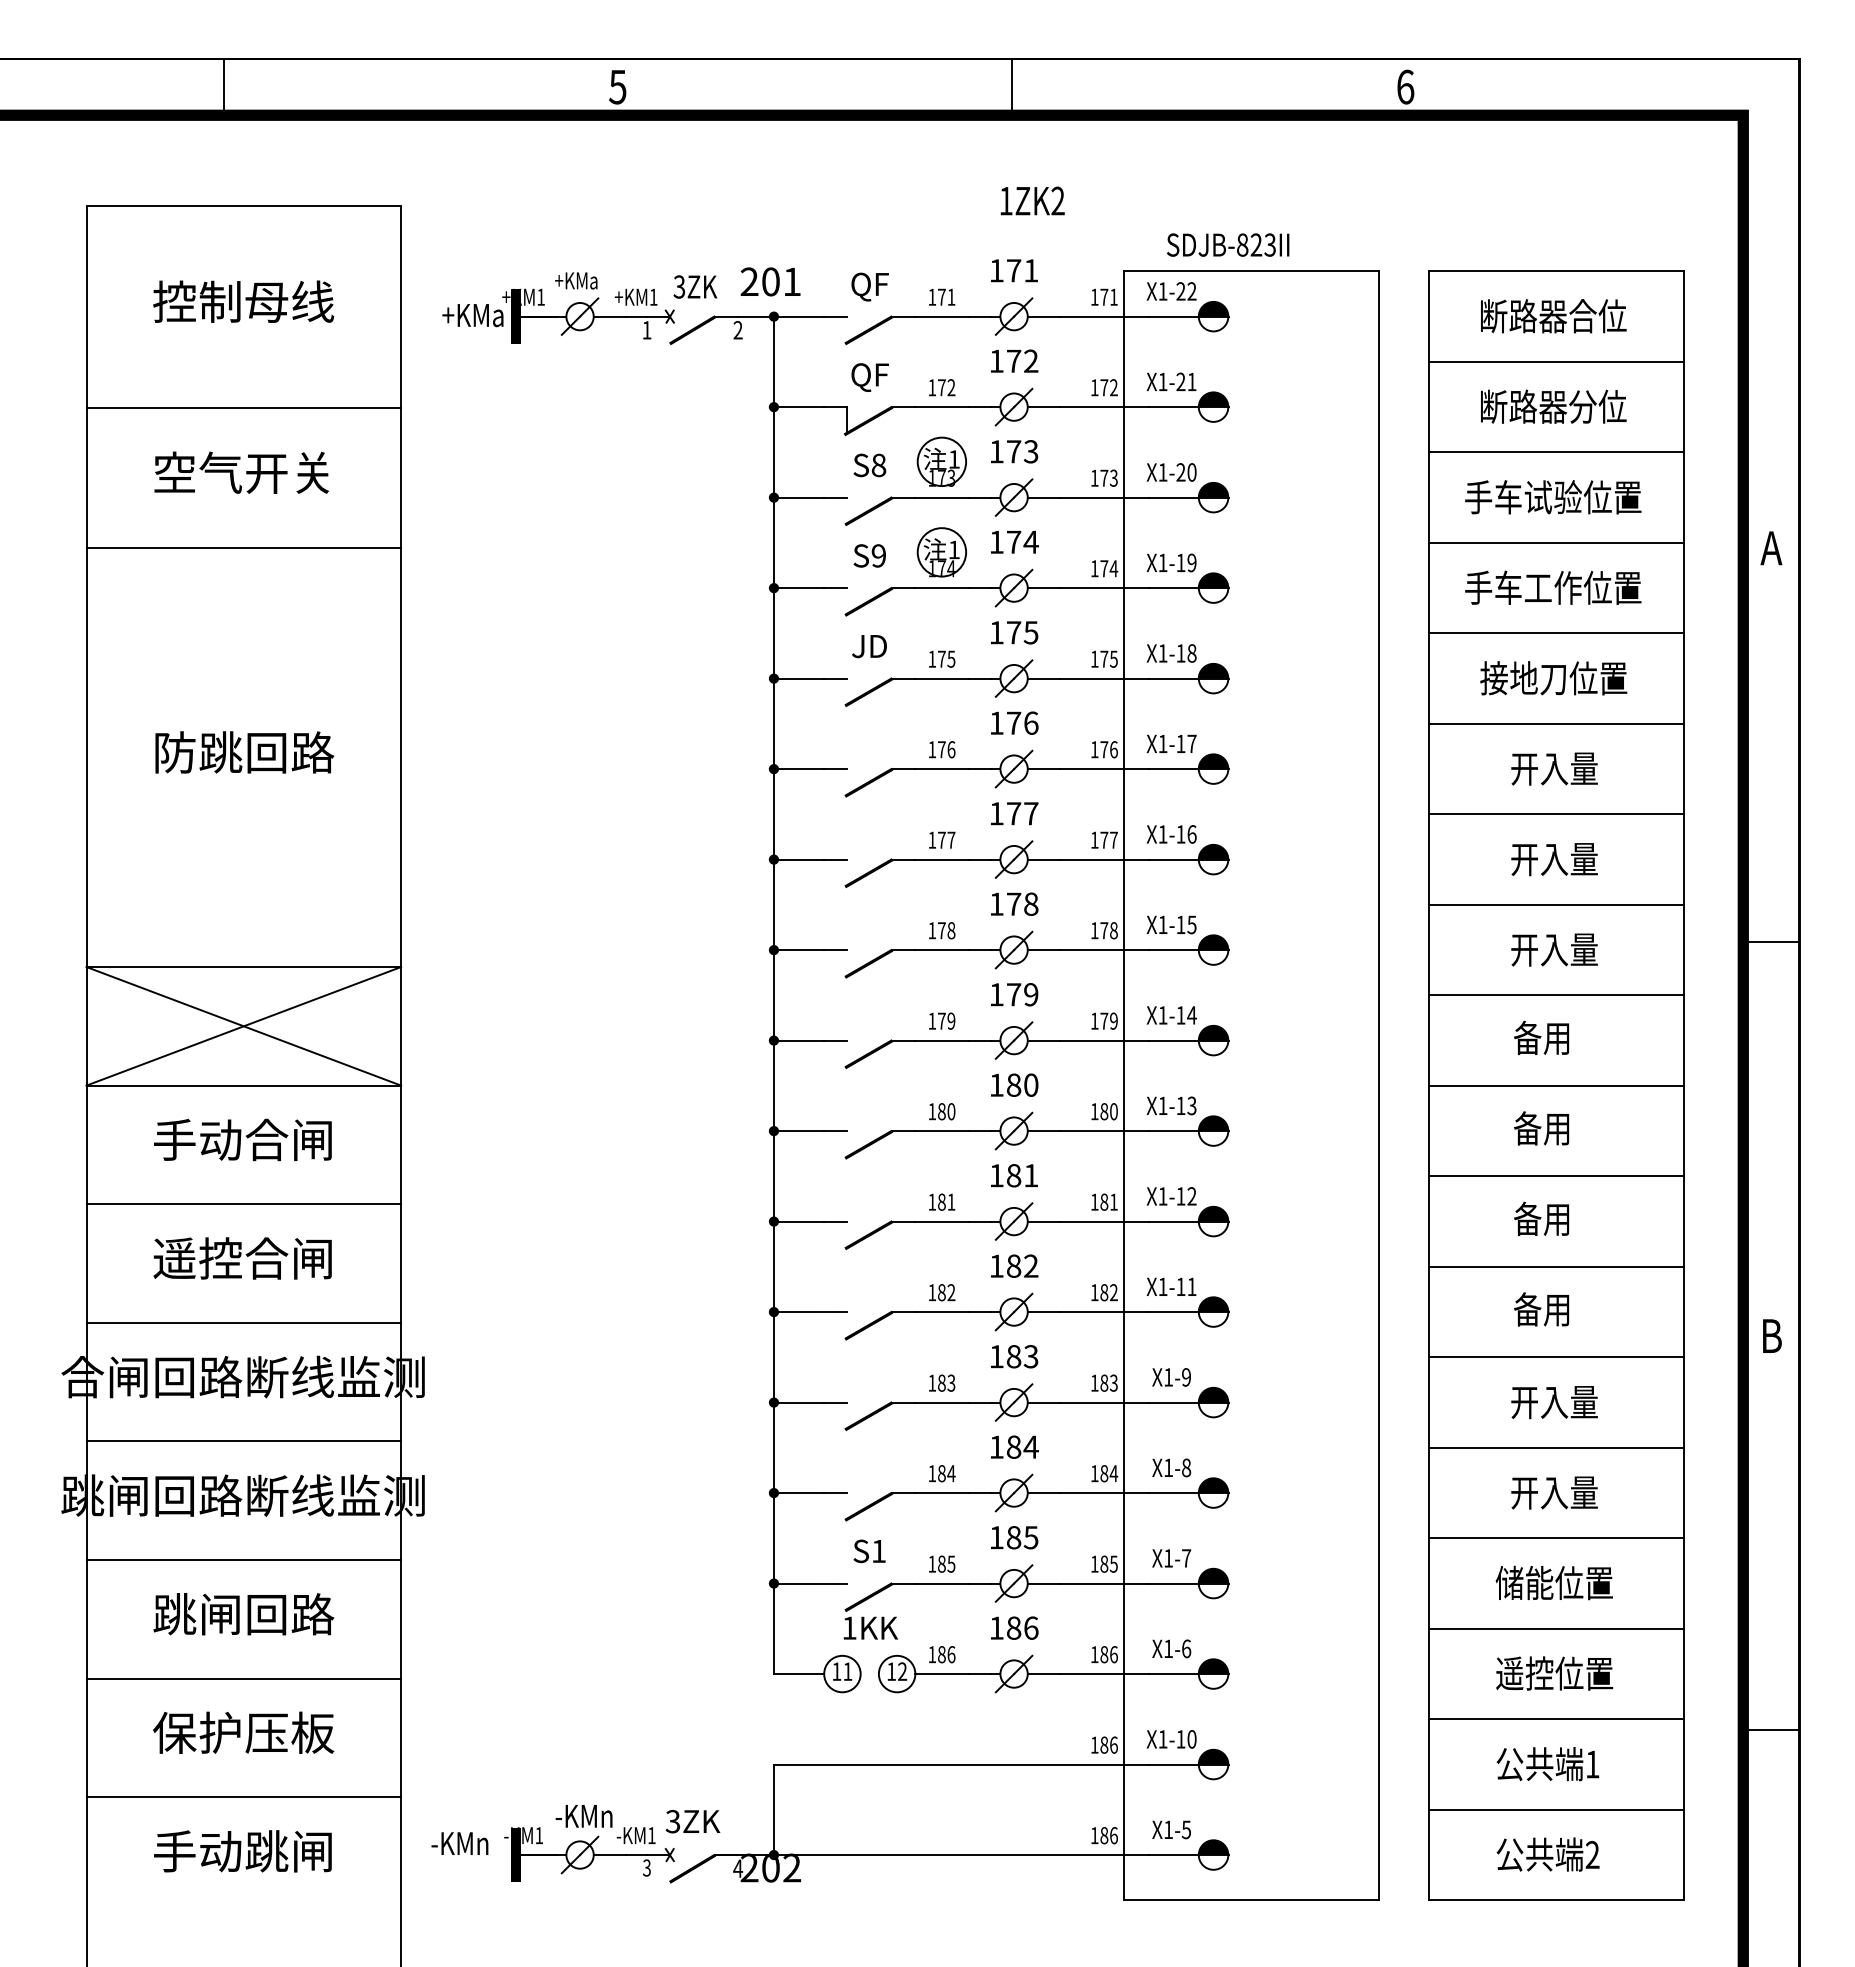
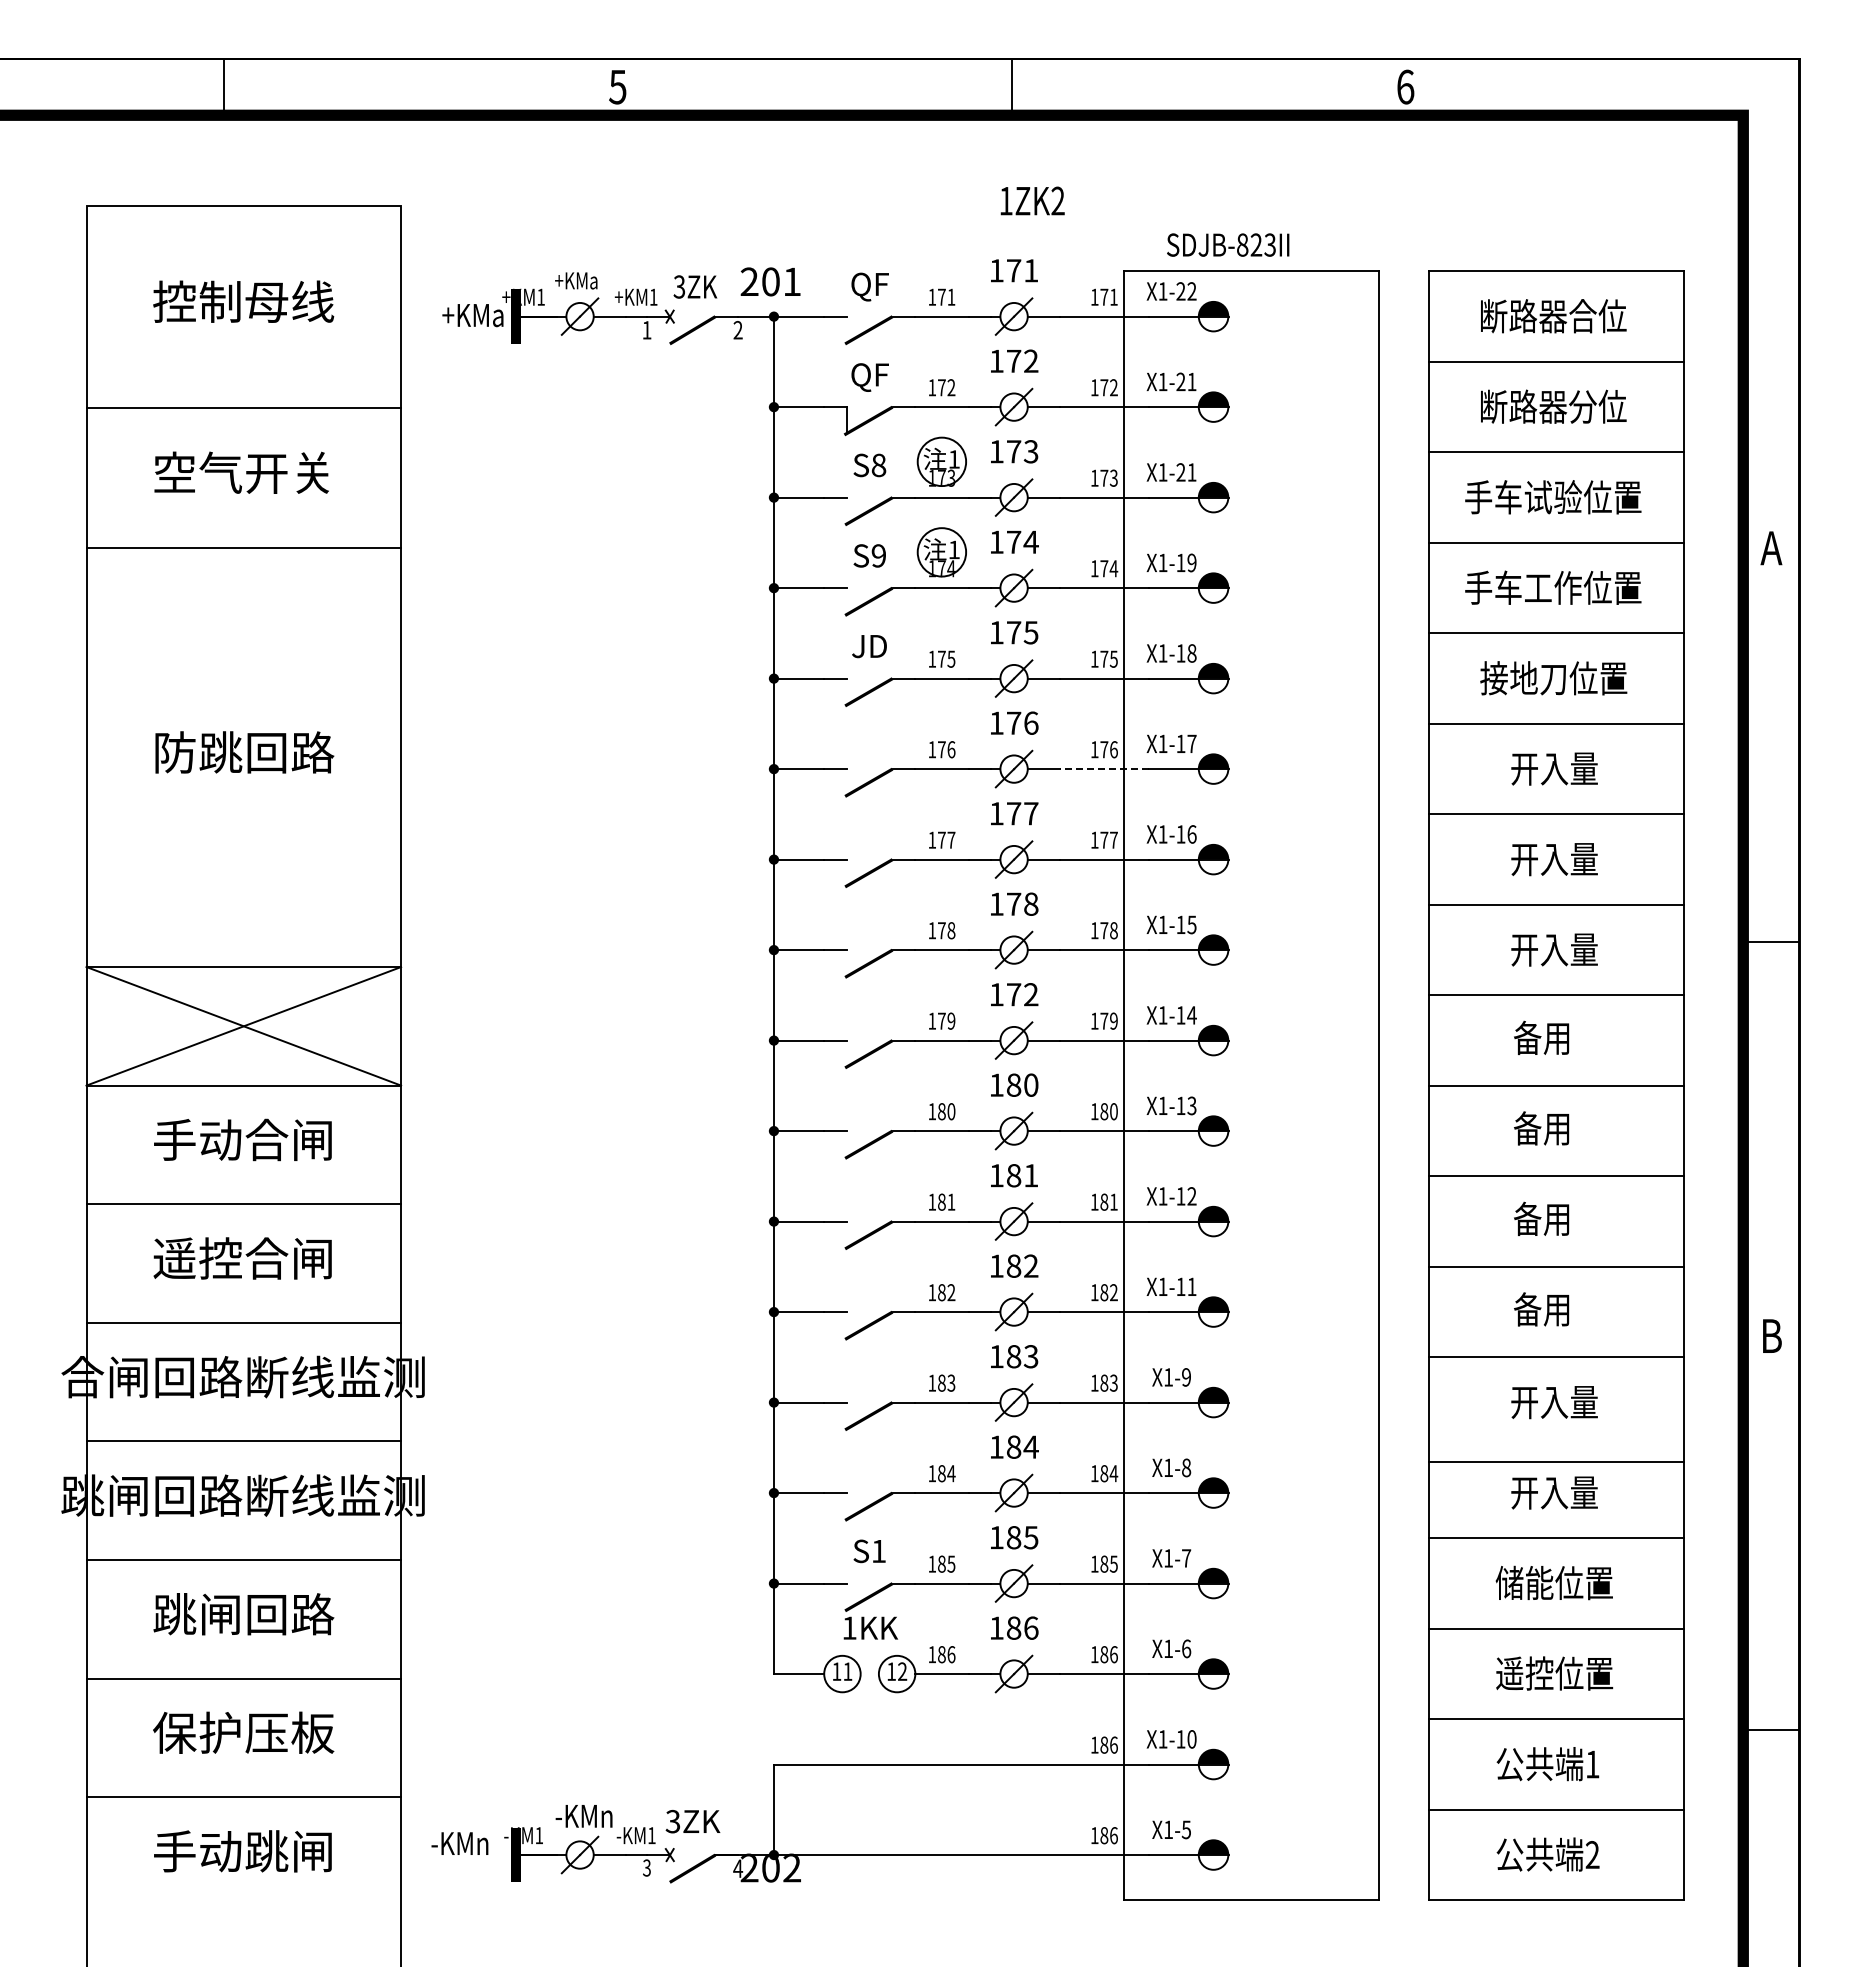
text: X1-20 -> X1-21 (1191, 472)
line: solid -> dashed (1104, 769)
text: 179 -> 172 (1031, 994)
line position: (1556, 1447) -> (1556, 1461) (1556, 1461)
